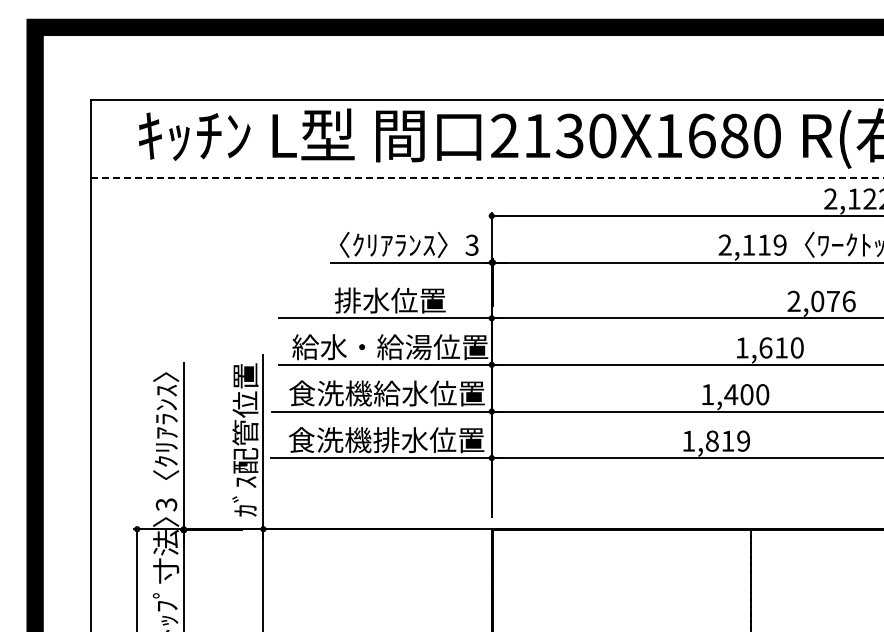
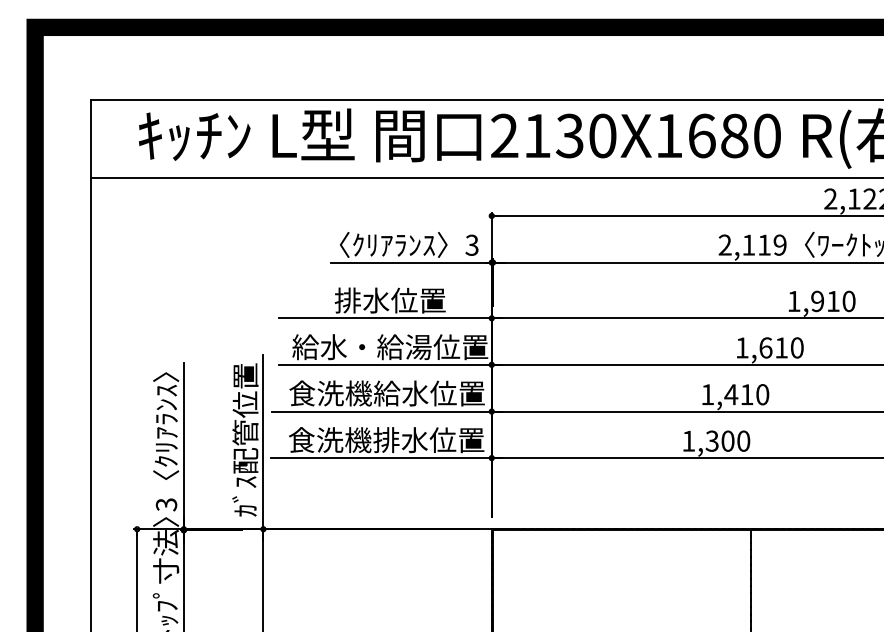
line: dashed -> solid (487, 178)
text: 2,076 -> 1,910 (821, 301)
text: 1,400 -> 1,410 (746, 394)
text: 1,819 -> 1,300 (727, 440)
